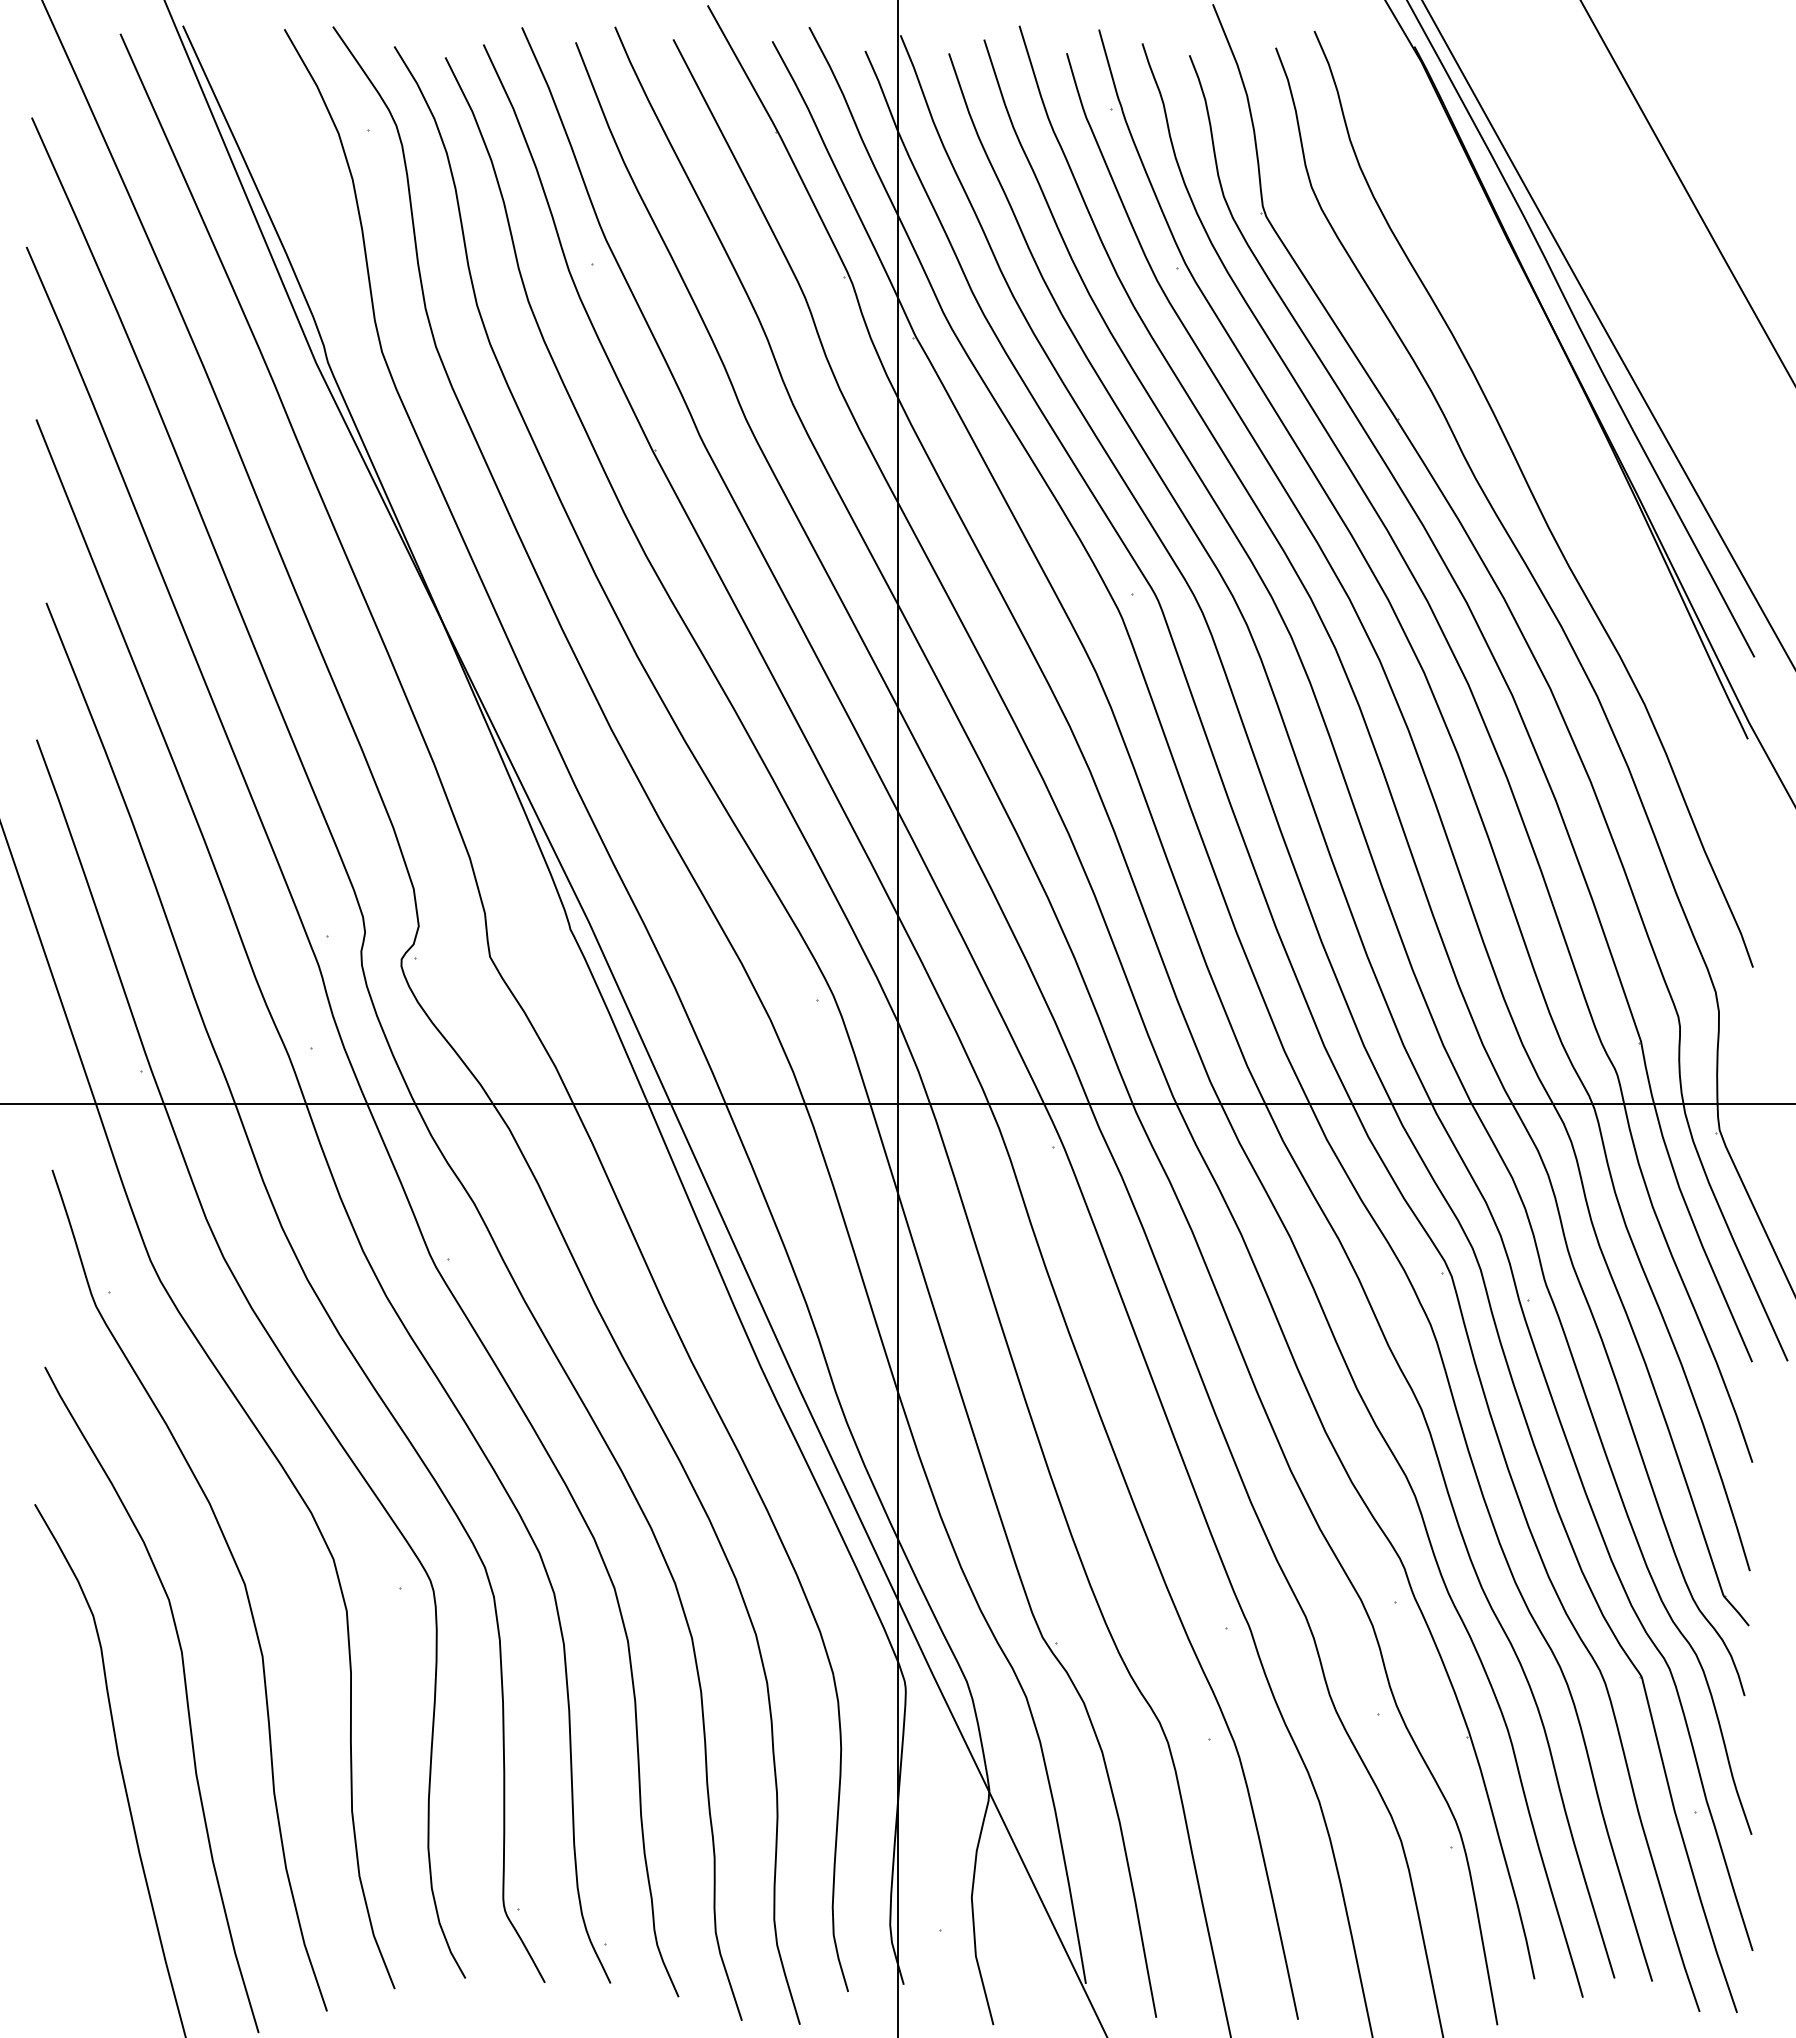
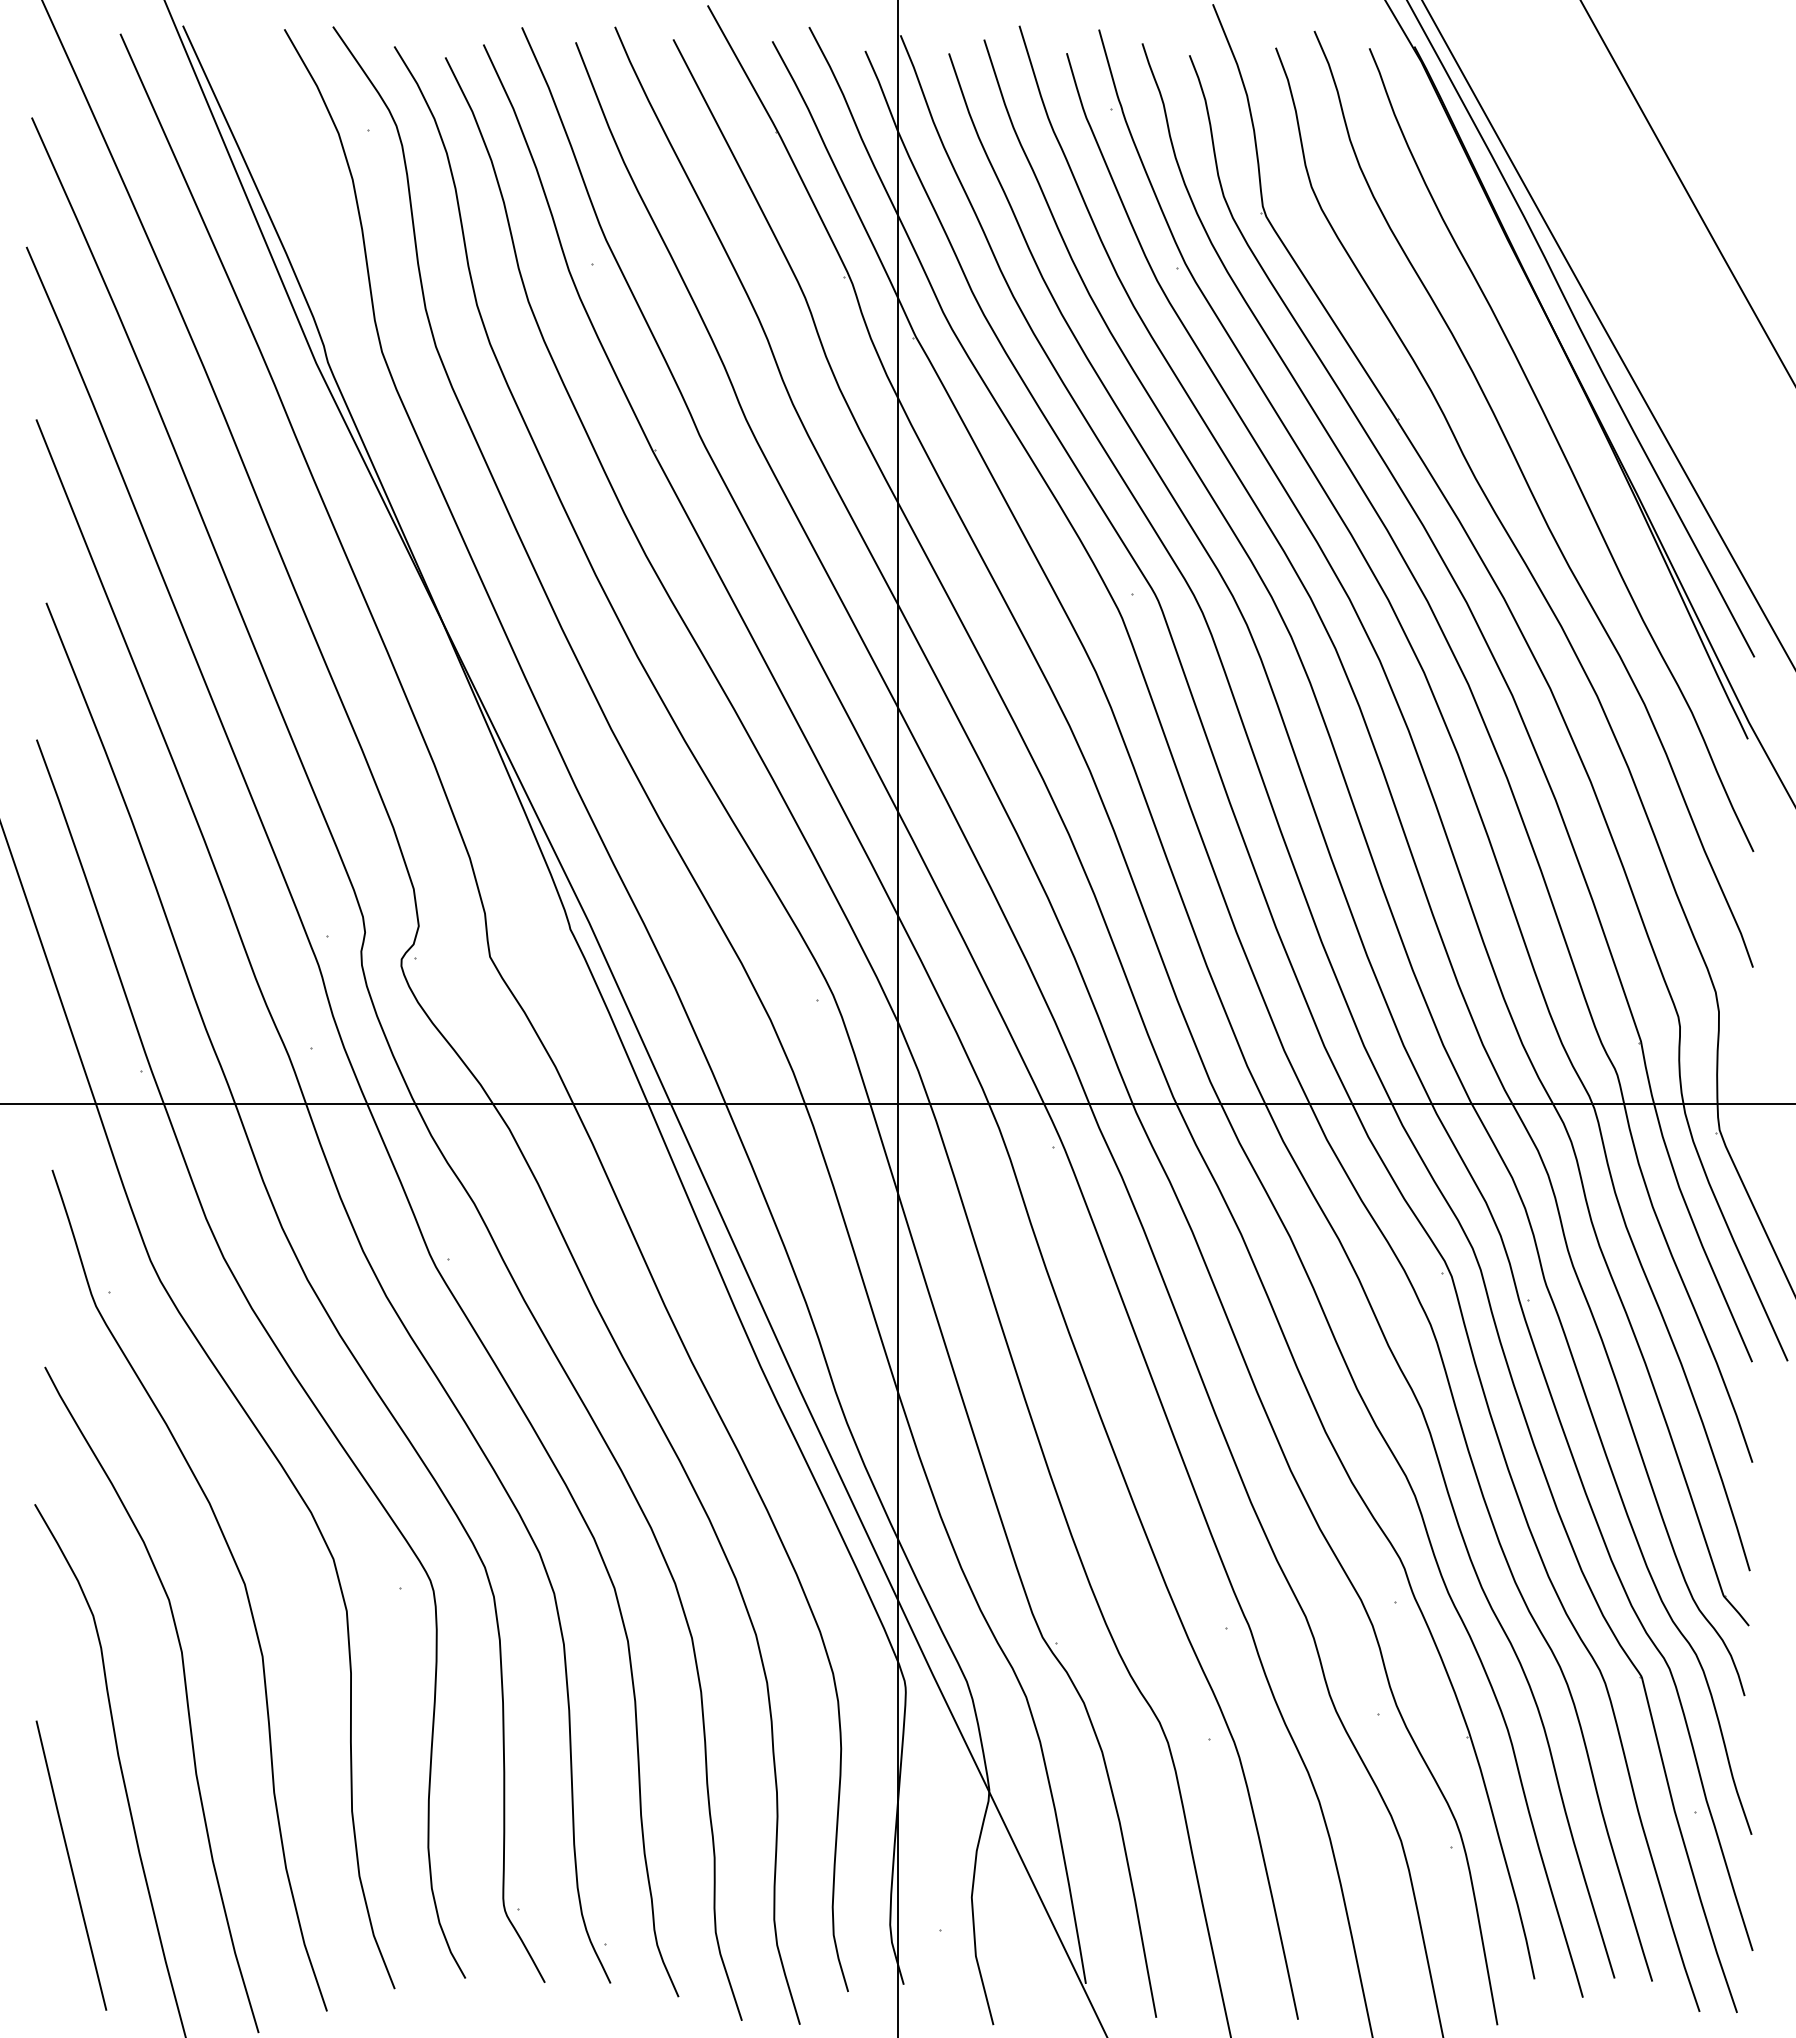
curve: none -> present (1561, 449)
line: none -> present (71, 1865)
